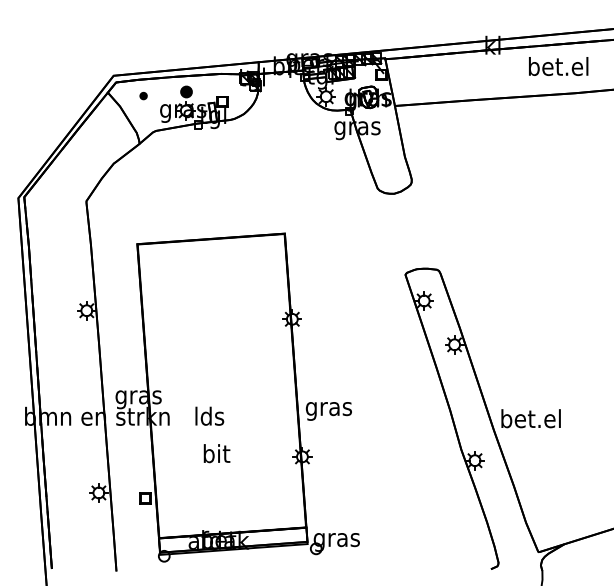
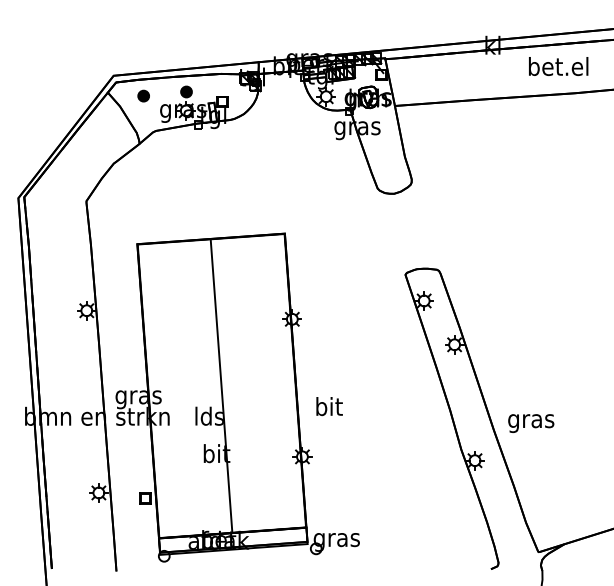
part size: 9x10 px -> 13x14 px (143, 95)
line: none -> present (221, 385)
text: gras -> bit (328, 408)
text: bet.el -> gras (530, 421)
